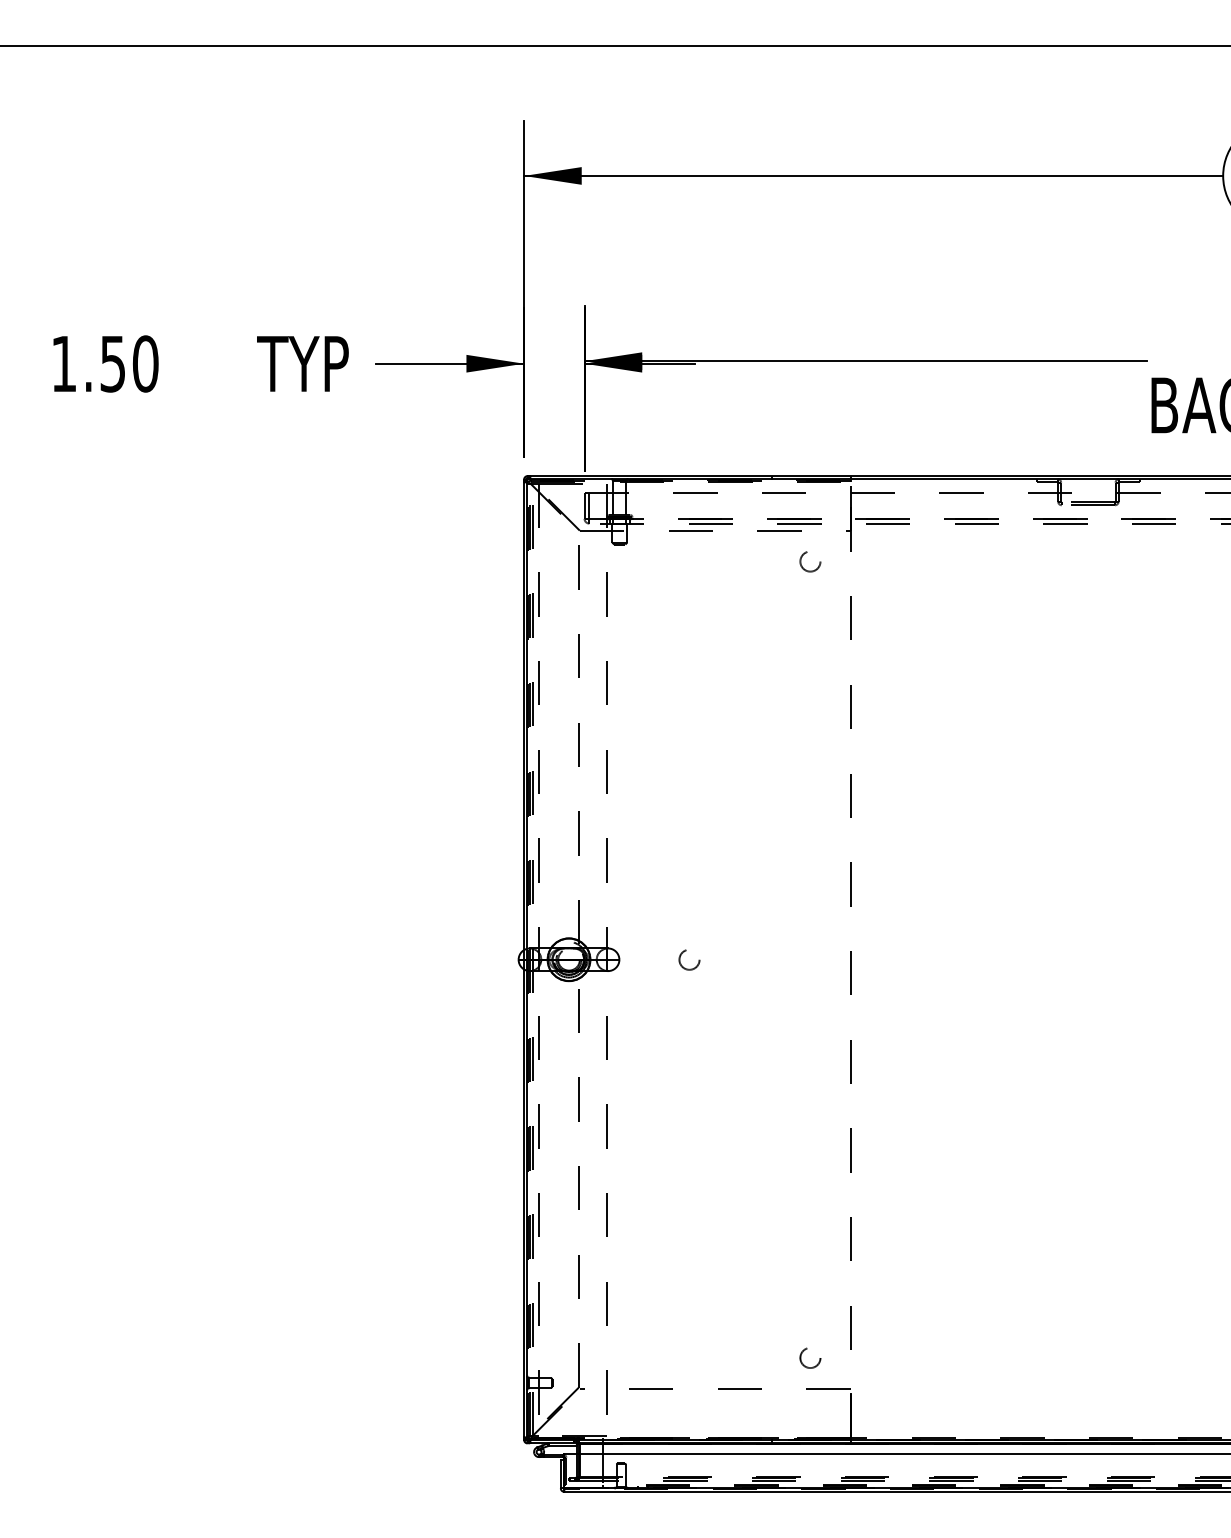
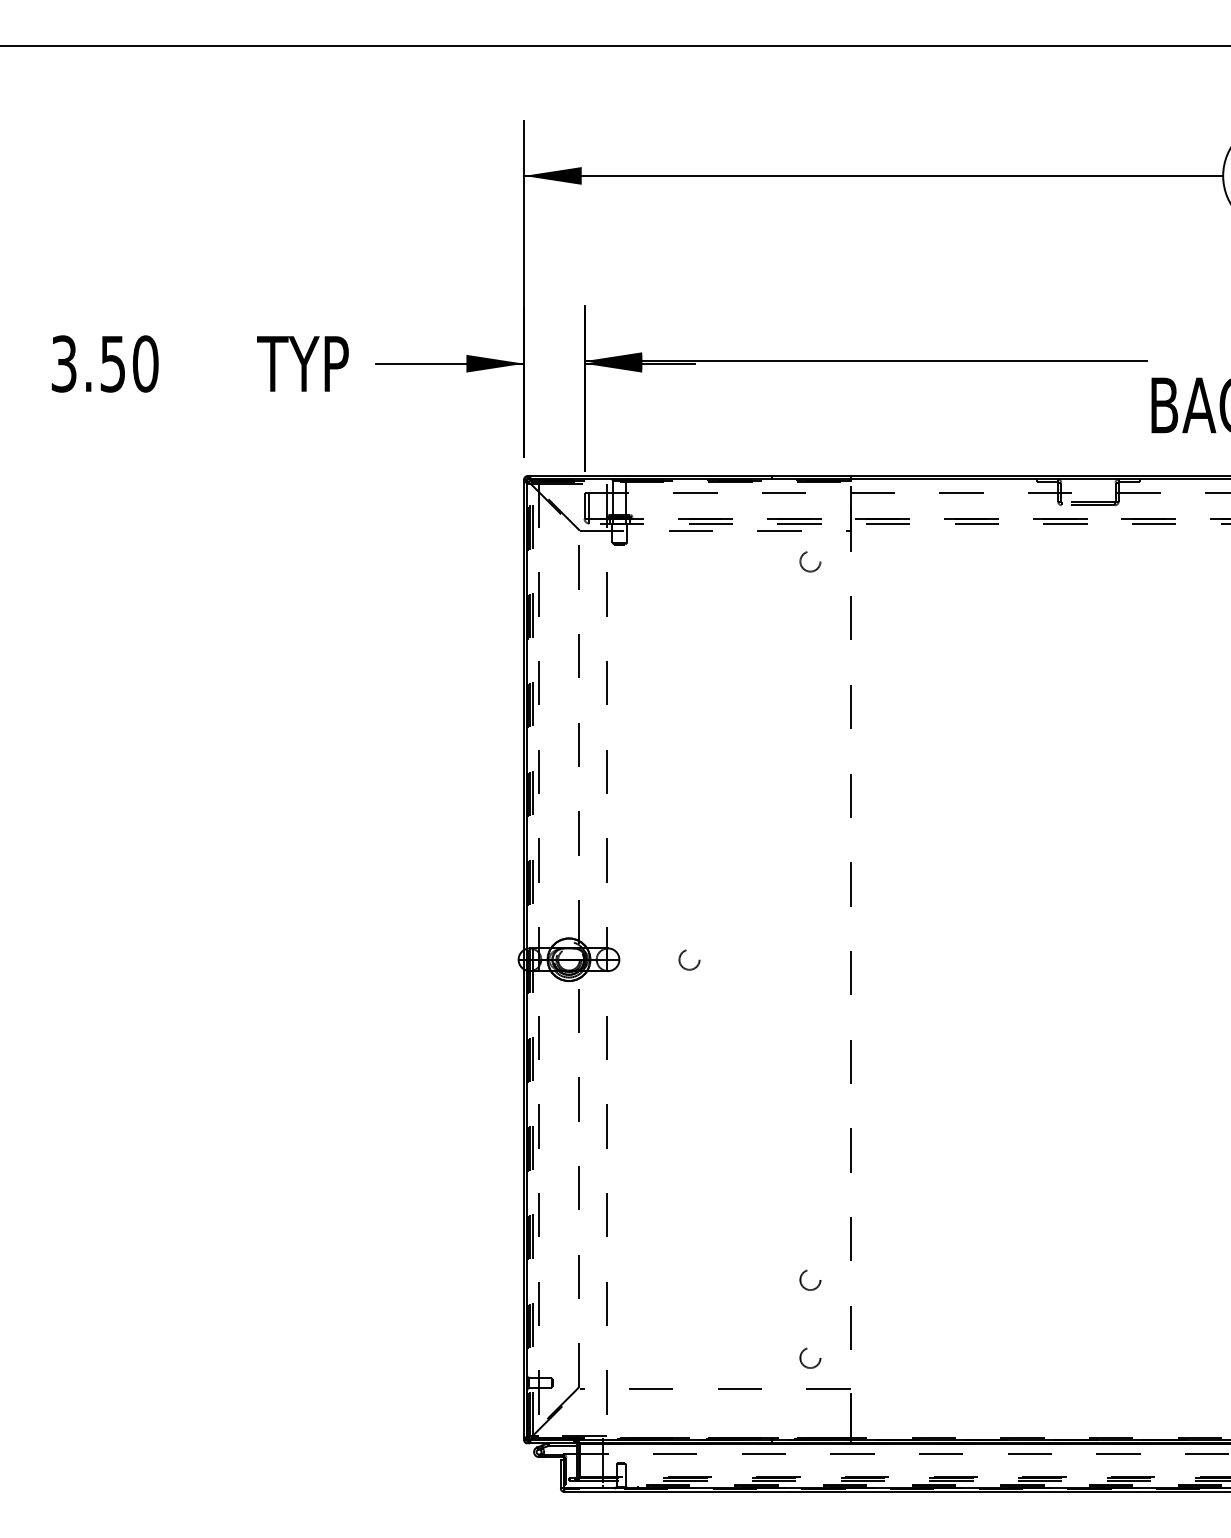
text: 1.50 -> 3.50 (63, 363)
circle: none -> present (810, 1279)
line: solid -> dashed (897, 1454)
